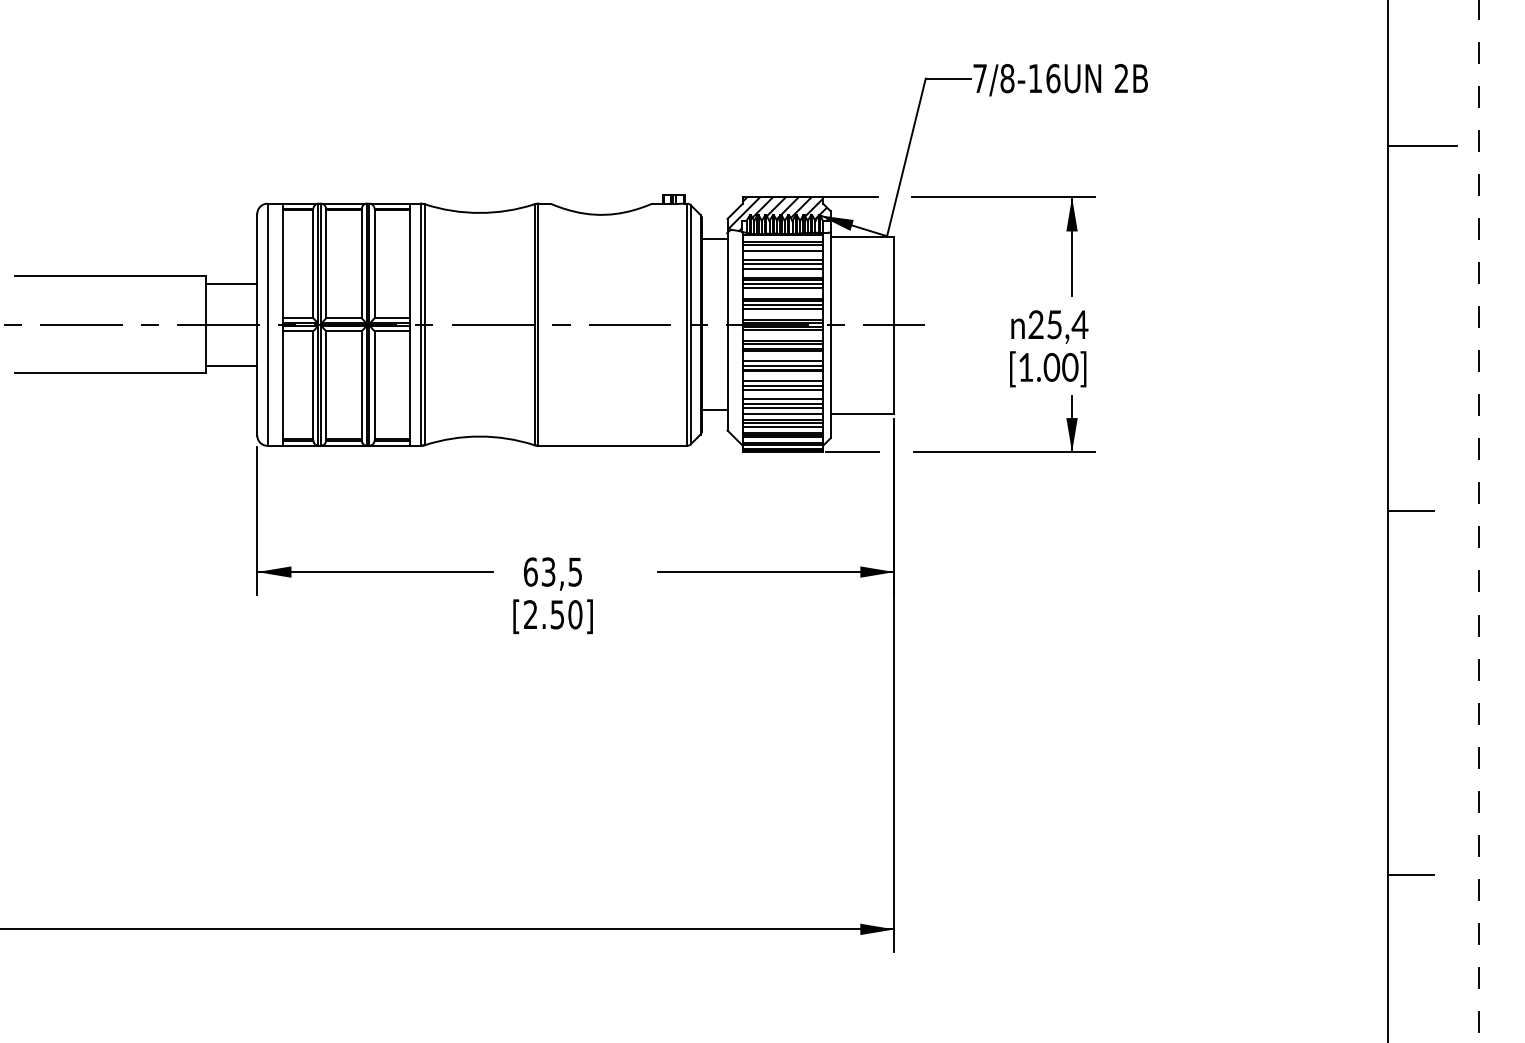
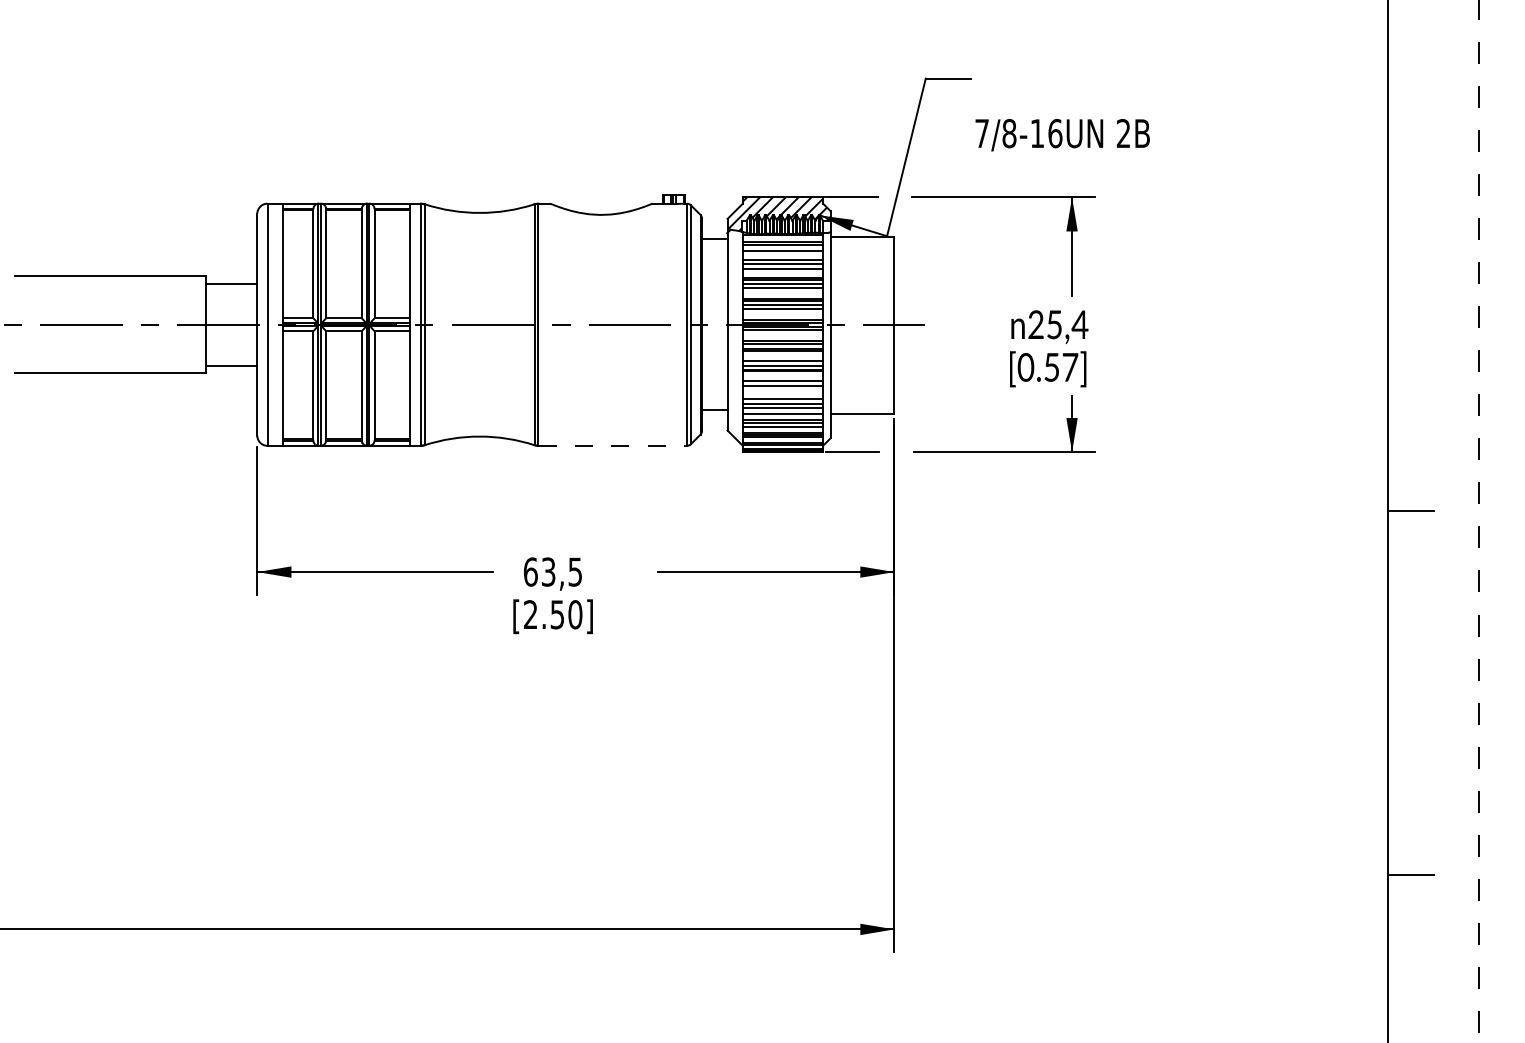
text position: (1060, 80) -> (1062, 135) (1062, 135)
line: present -> none (1422, 146)
text: [1.00] -> [0.57] (1047, 367)
line: present -> none (782, 389)
line: solid -> dashed (613, 445)
